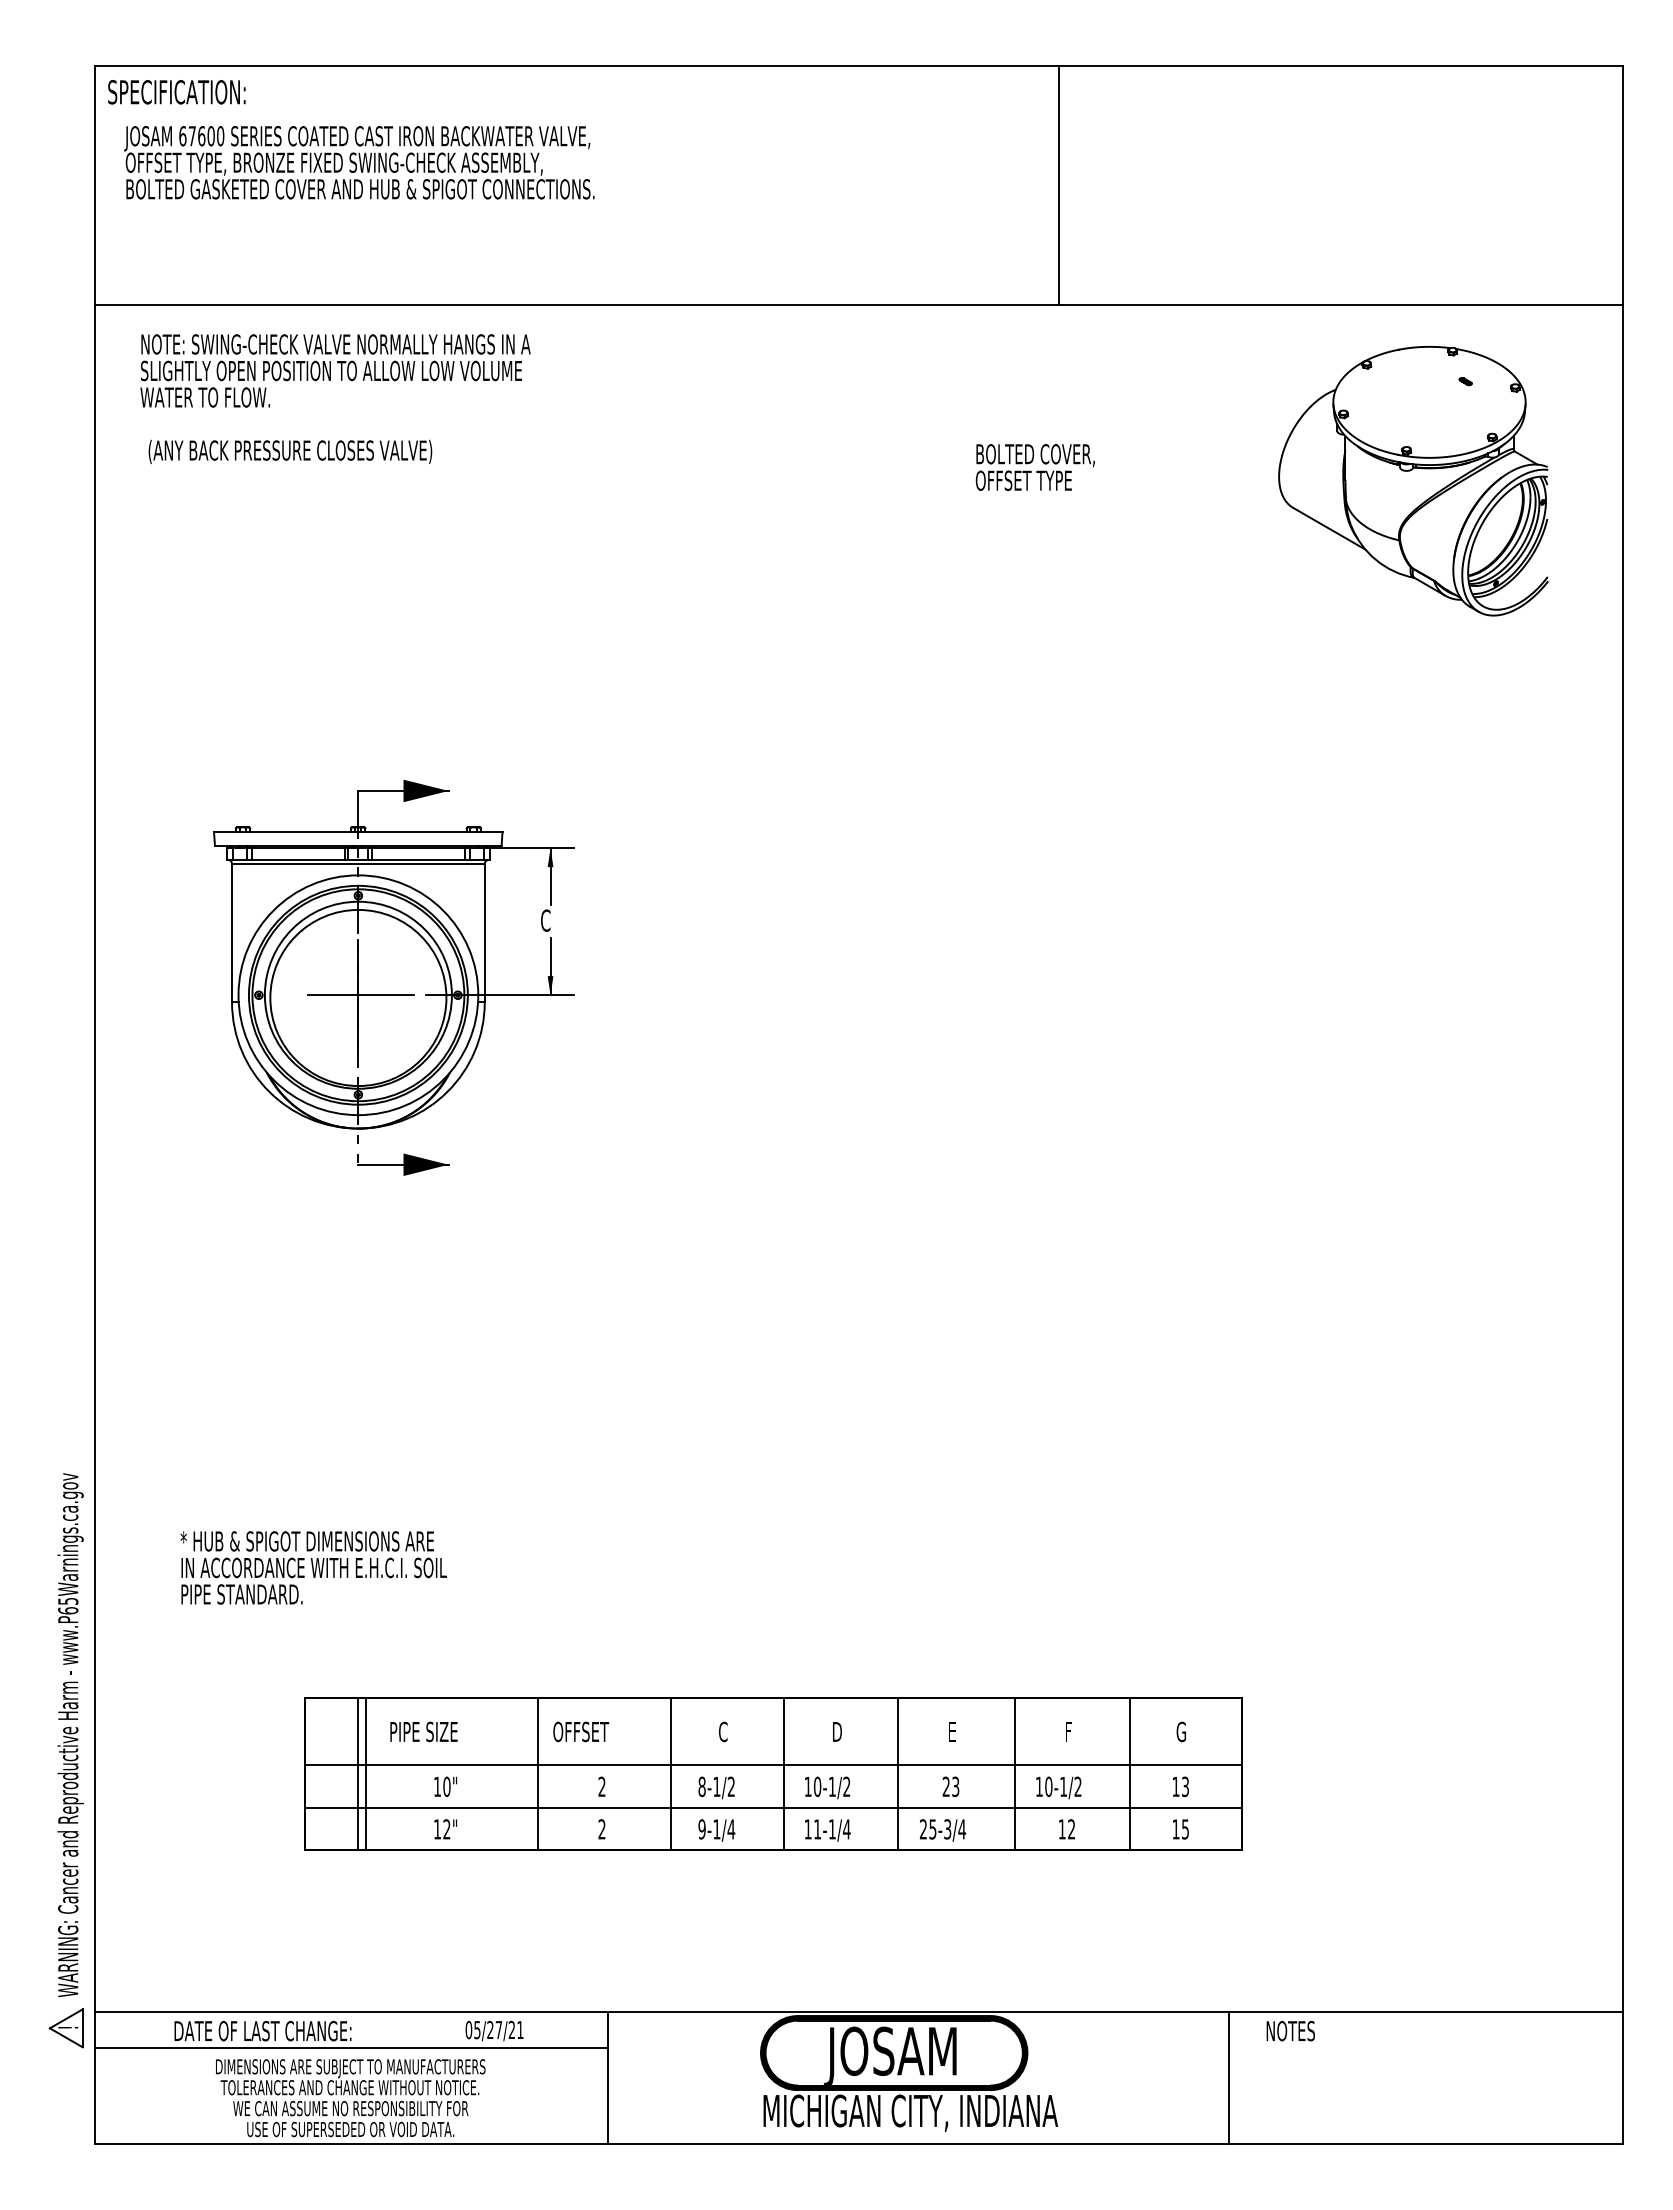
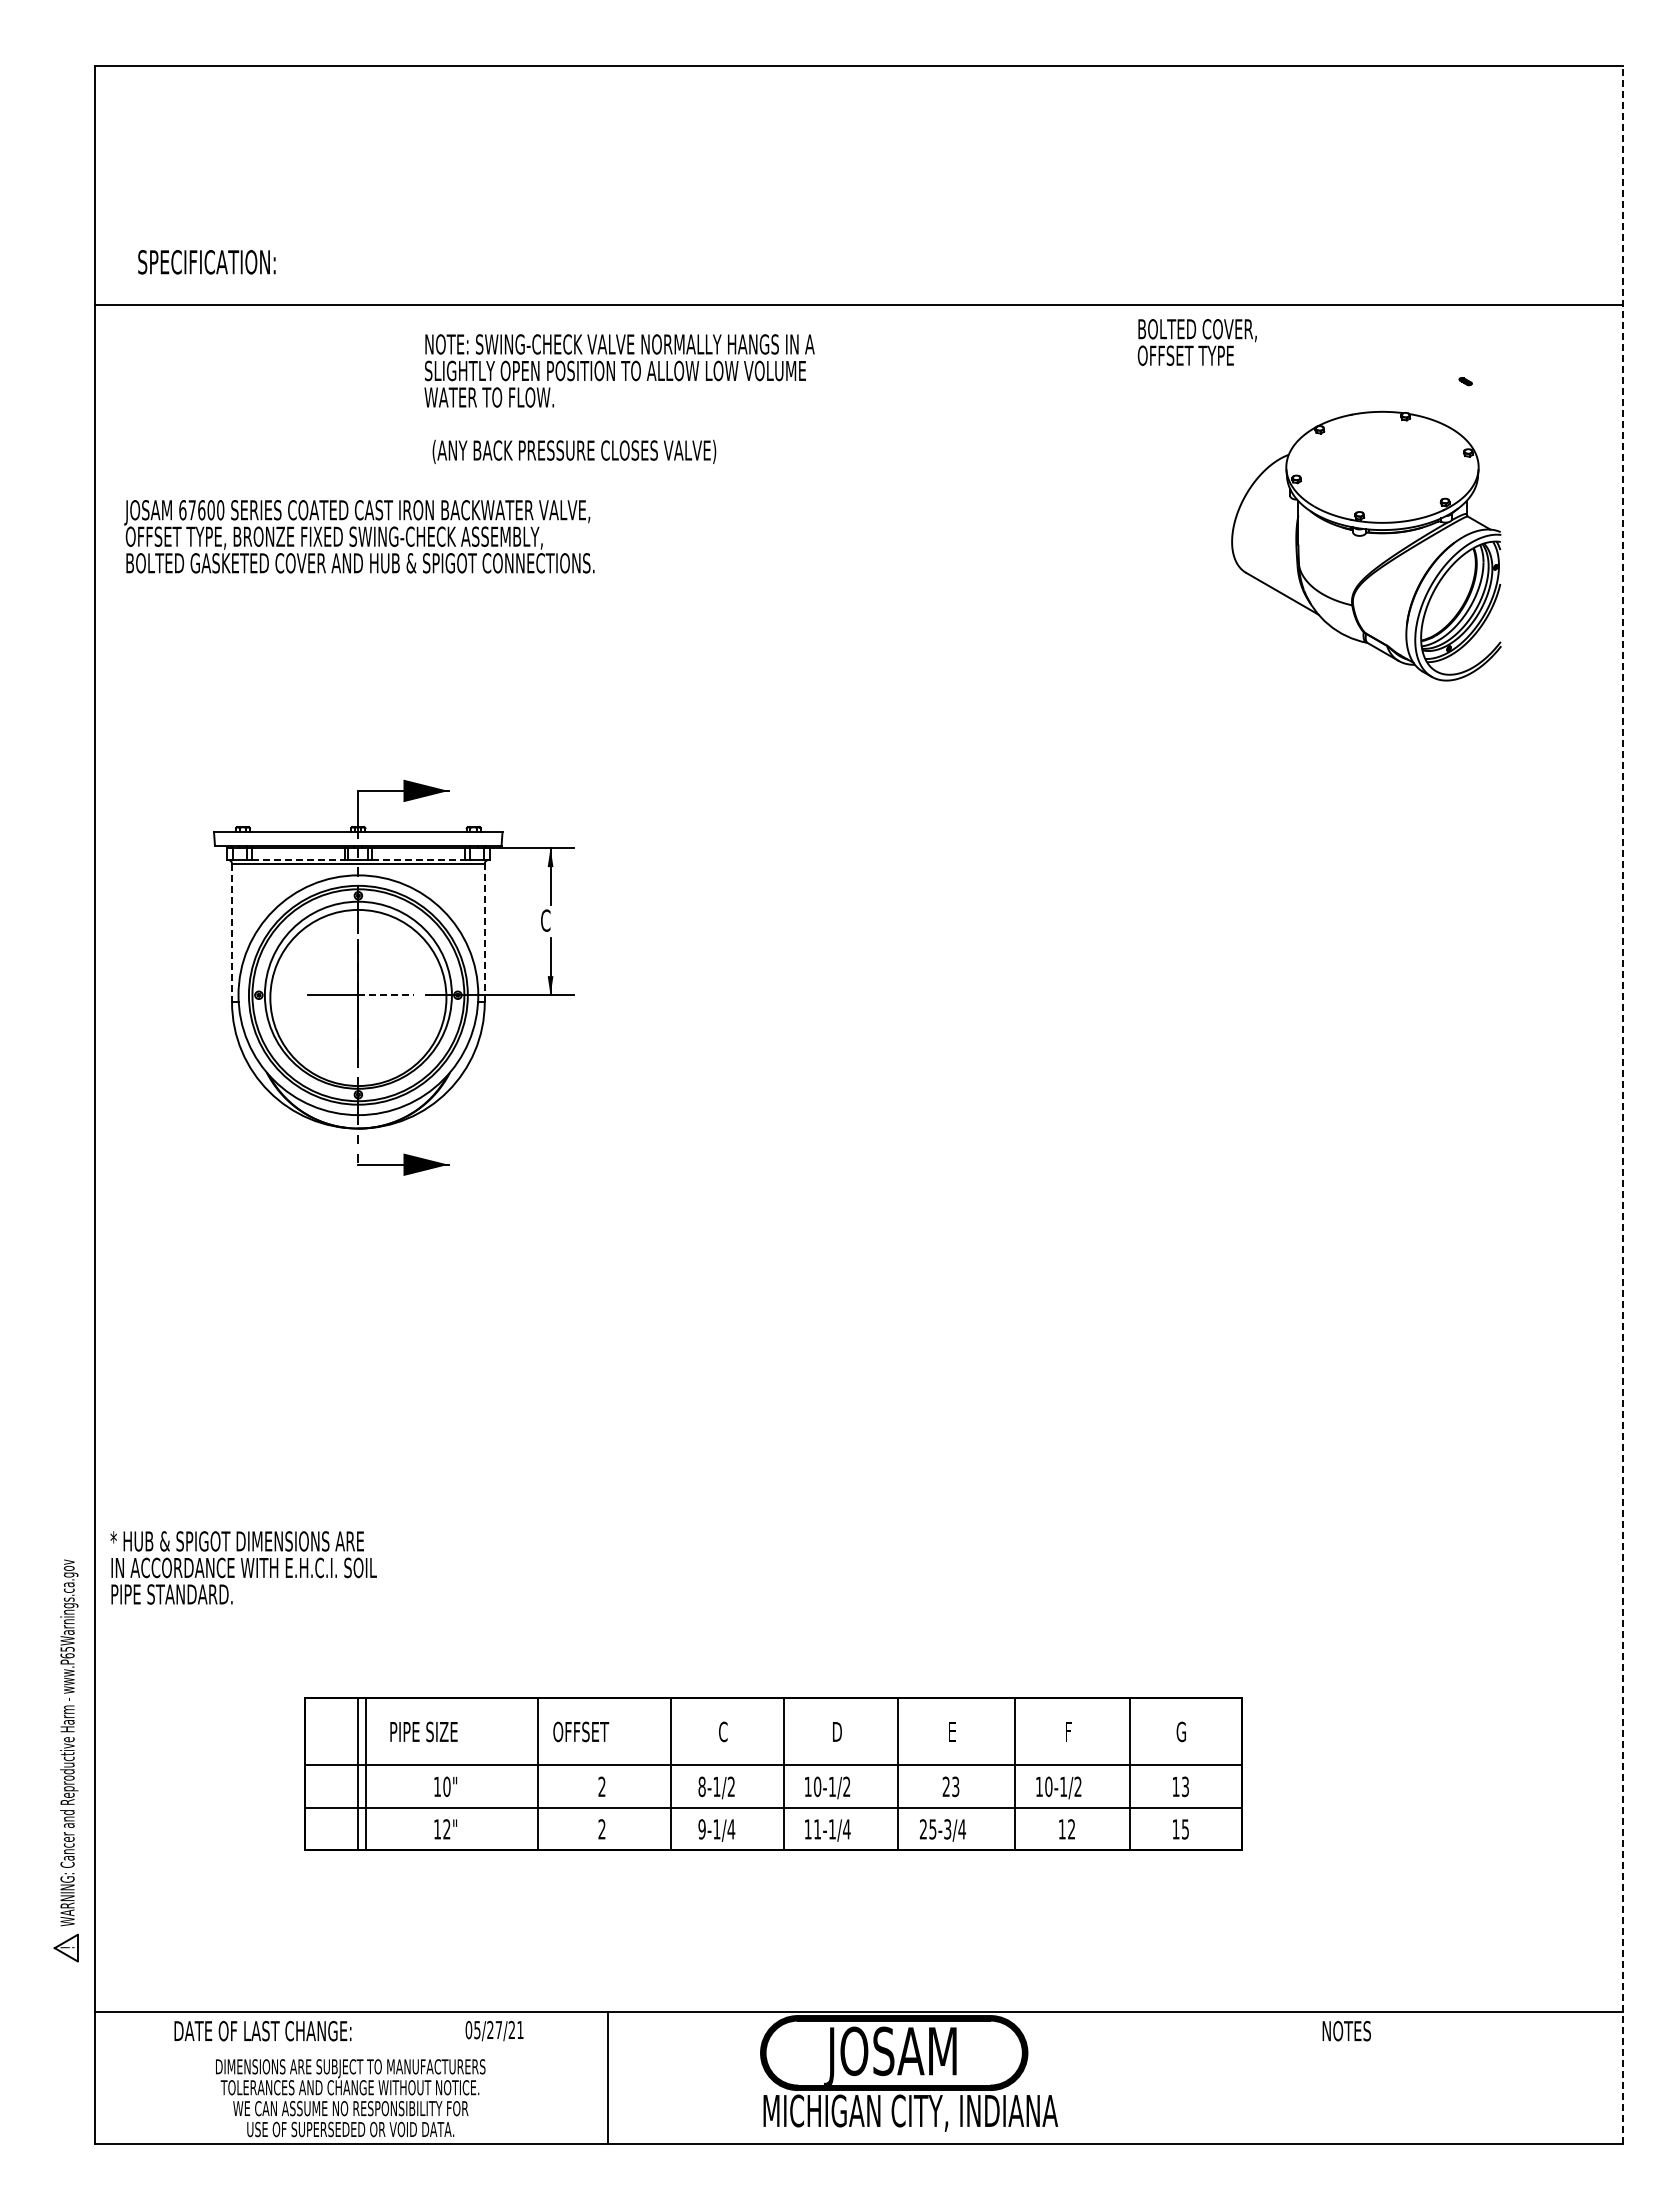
text position: (176, 92) -> (206, 262) (206, 262)
text position: (359, 162) -> (359, 536) (359, 536)
line: present -> none (1058, 185)
text position: (335, 398) -> (619, 398) (619, 398)
text position: (1034, 467) -> (1196, 342) (1196, 342)
part position: (1413, 480) -> (1366, 545) (1366, 545)
line: solid -> dashed (298, 859)
line: solid -> dashed (418, 859)
line: solid -> dashed (484, 932)
line: solid -> dashed (232, 933)
line: solid -> dashed (386, 995)
line: solid -> dashed (1623, 1105)
text position: (313, 1567) -> (243, 1567) (243, 1567)
part size: 36x576 px -> 26x404 px (65, 1760)
text position: (1290, 2030) -> (1346, 2030) (1346, 2030)
line: present -> none (351, 2048)
line: present -> none (1229, 2077)
